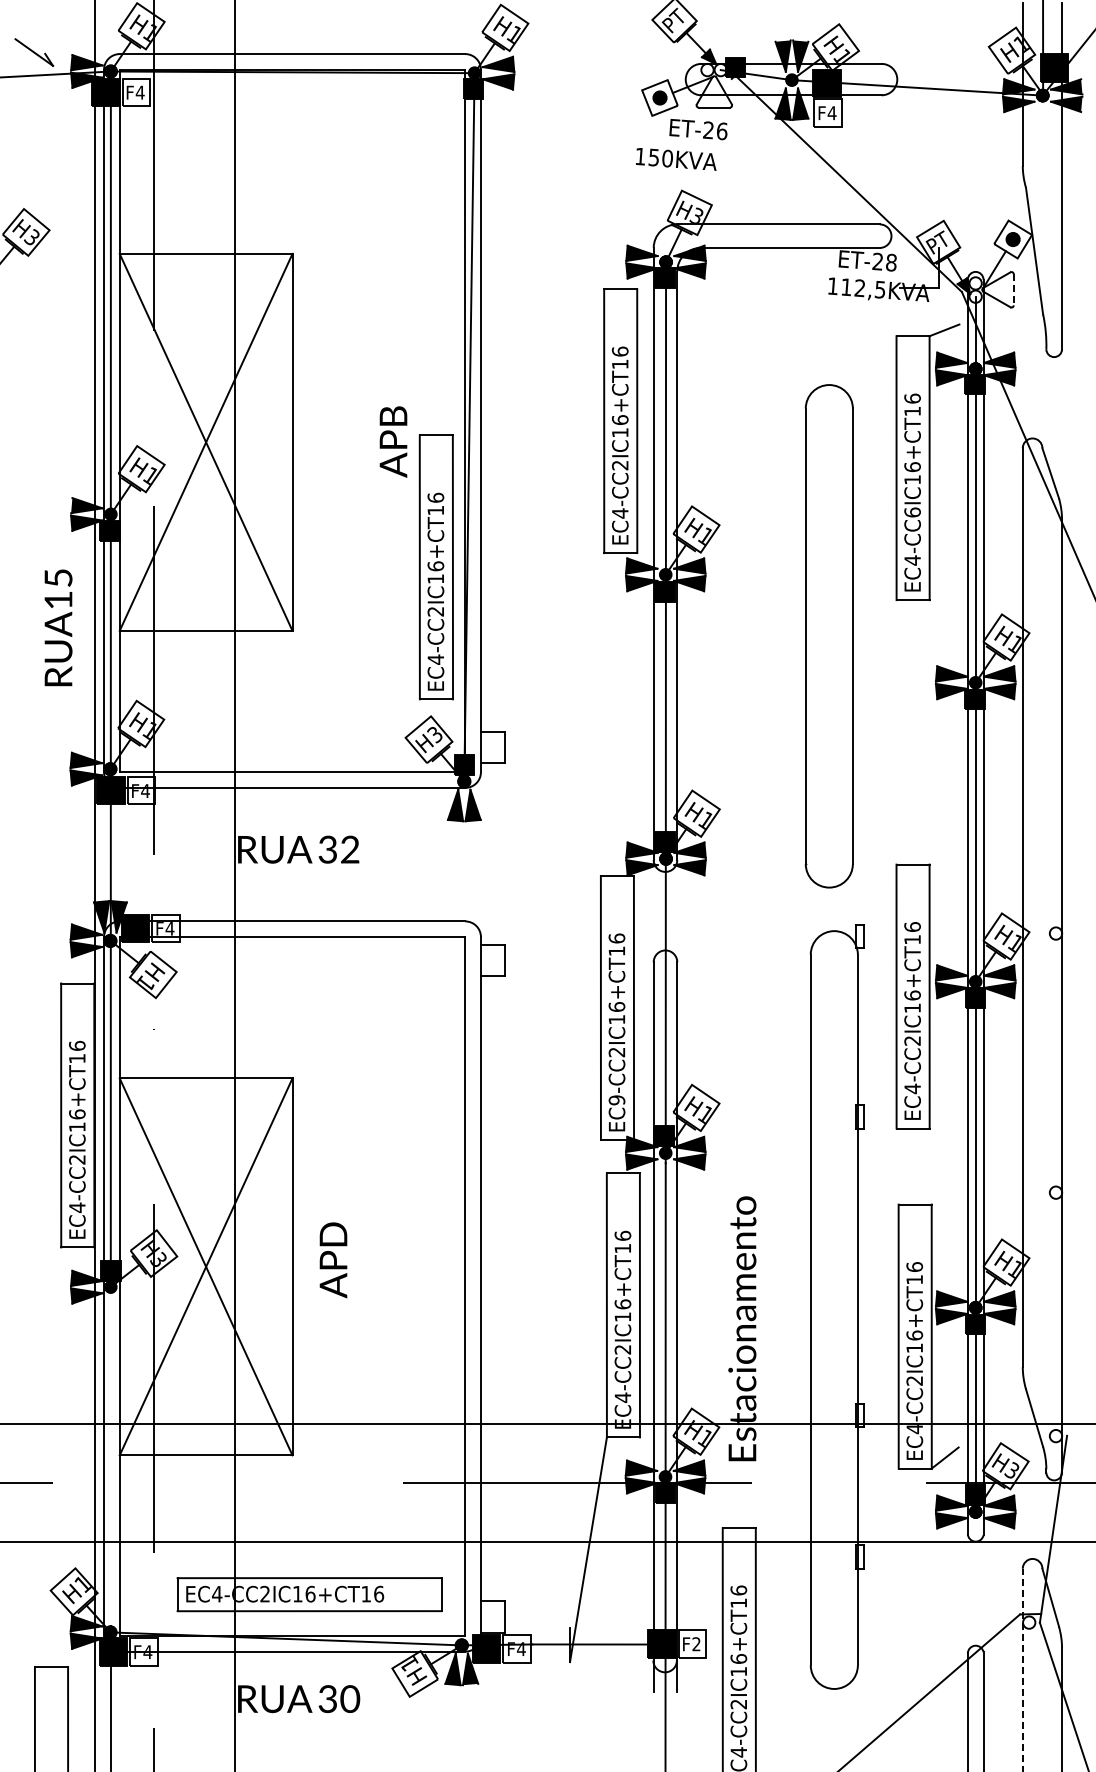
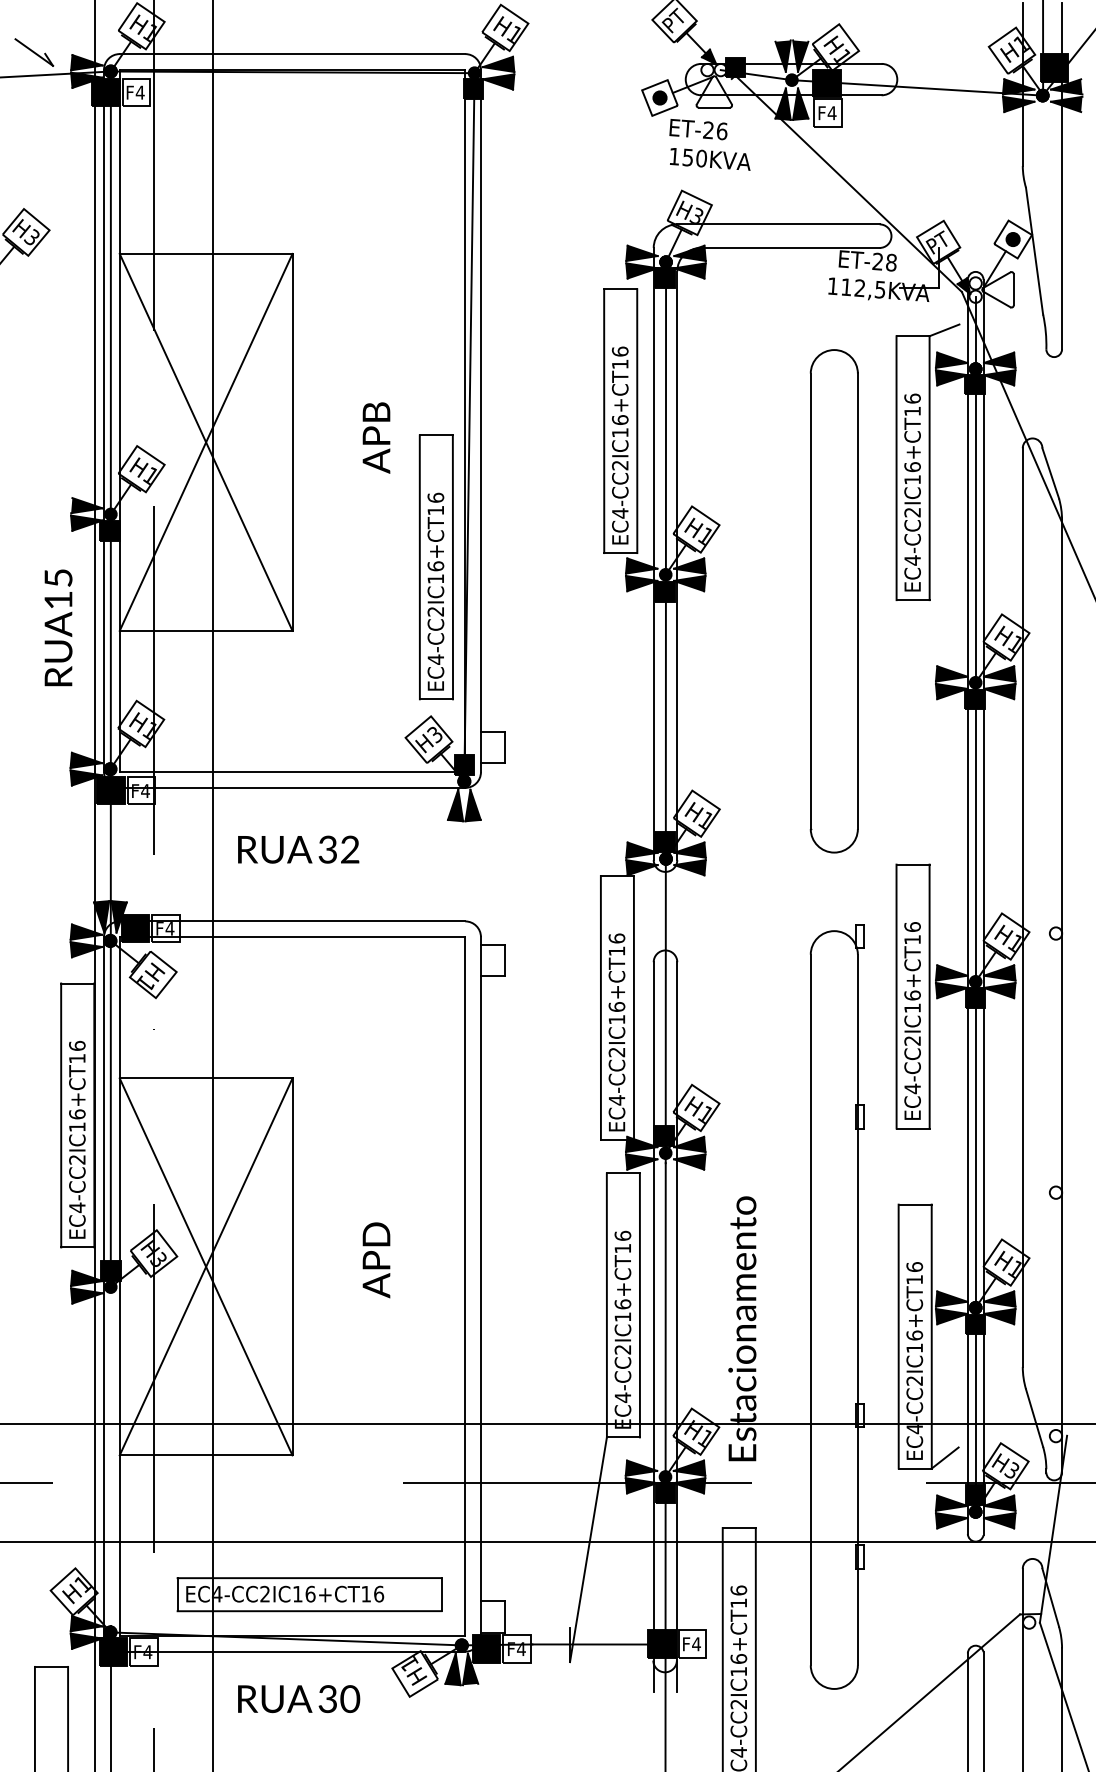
text position: (676, 159) -> (710, 159) (710, 159)
line: dashed -> solid (1013, 289)
text position: (393, 441) -> (376, 437) (376, 437)
text: EC4-CC6IC16+CT16 -> EC4-CC2IC16+CT16 (912, 512)
part position: (828, 636) -> (833, 601) (833, 601)
line position: (234, 885) -> (212, 885) (212, 885)
text: EC9-CC2IC16+CT16 -> EC4-CC2IC16+CT16 (616, 1100)
text position: (333, 1260) -> (376, 1260) (376, 1260)
text: F2 -> F4 (696, 1644)
line: dashed -> solid (1022, 1669)
